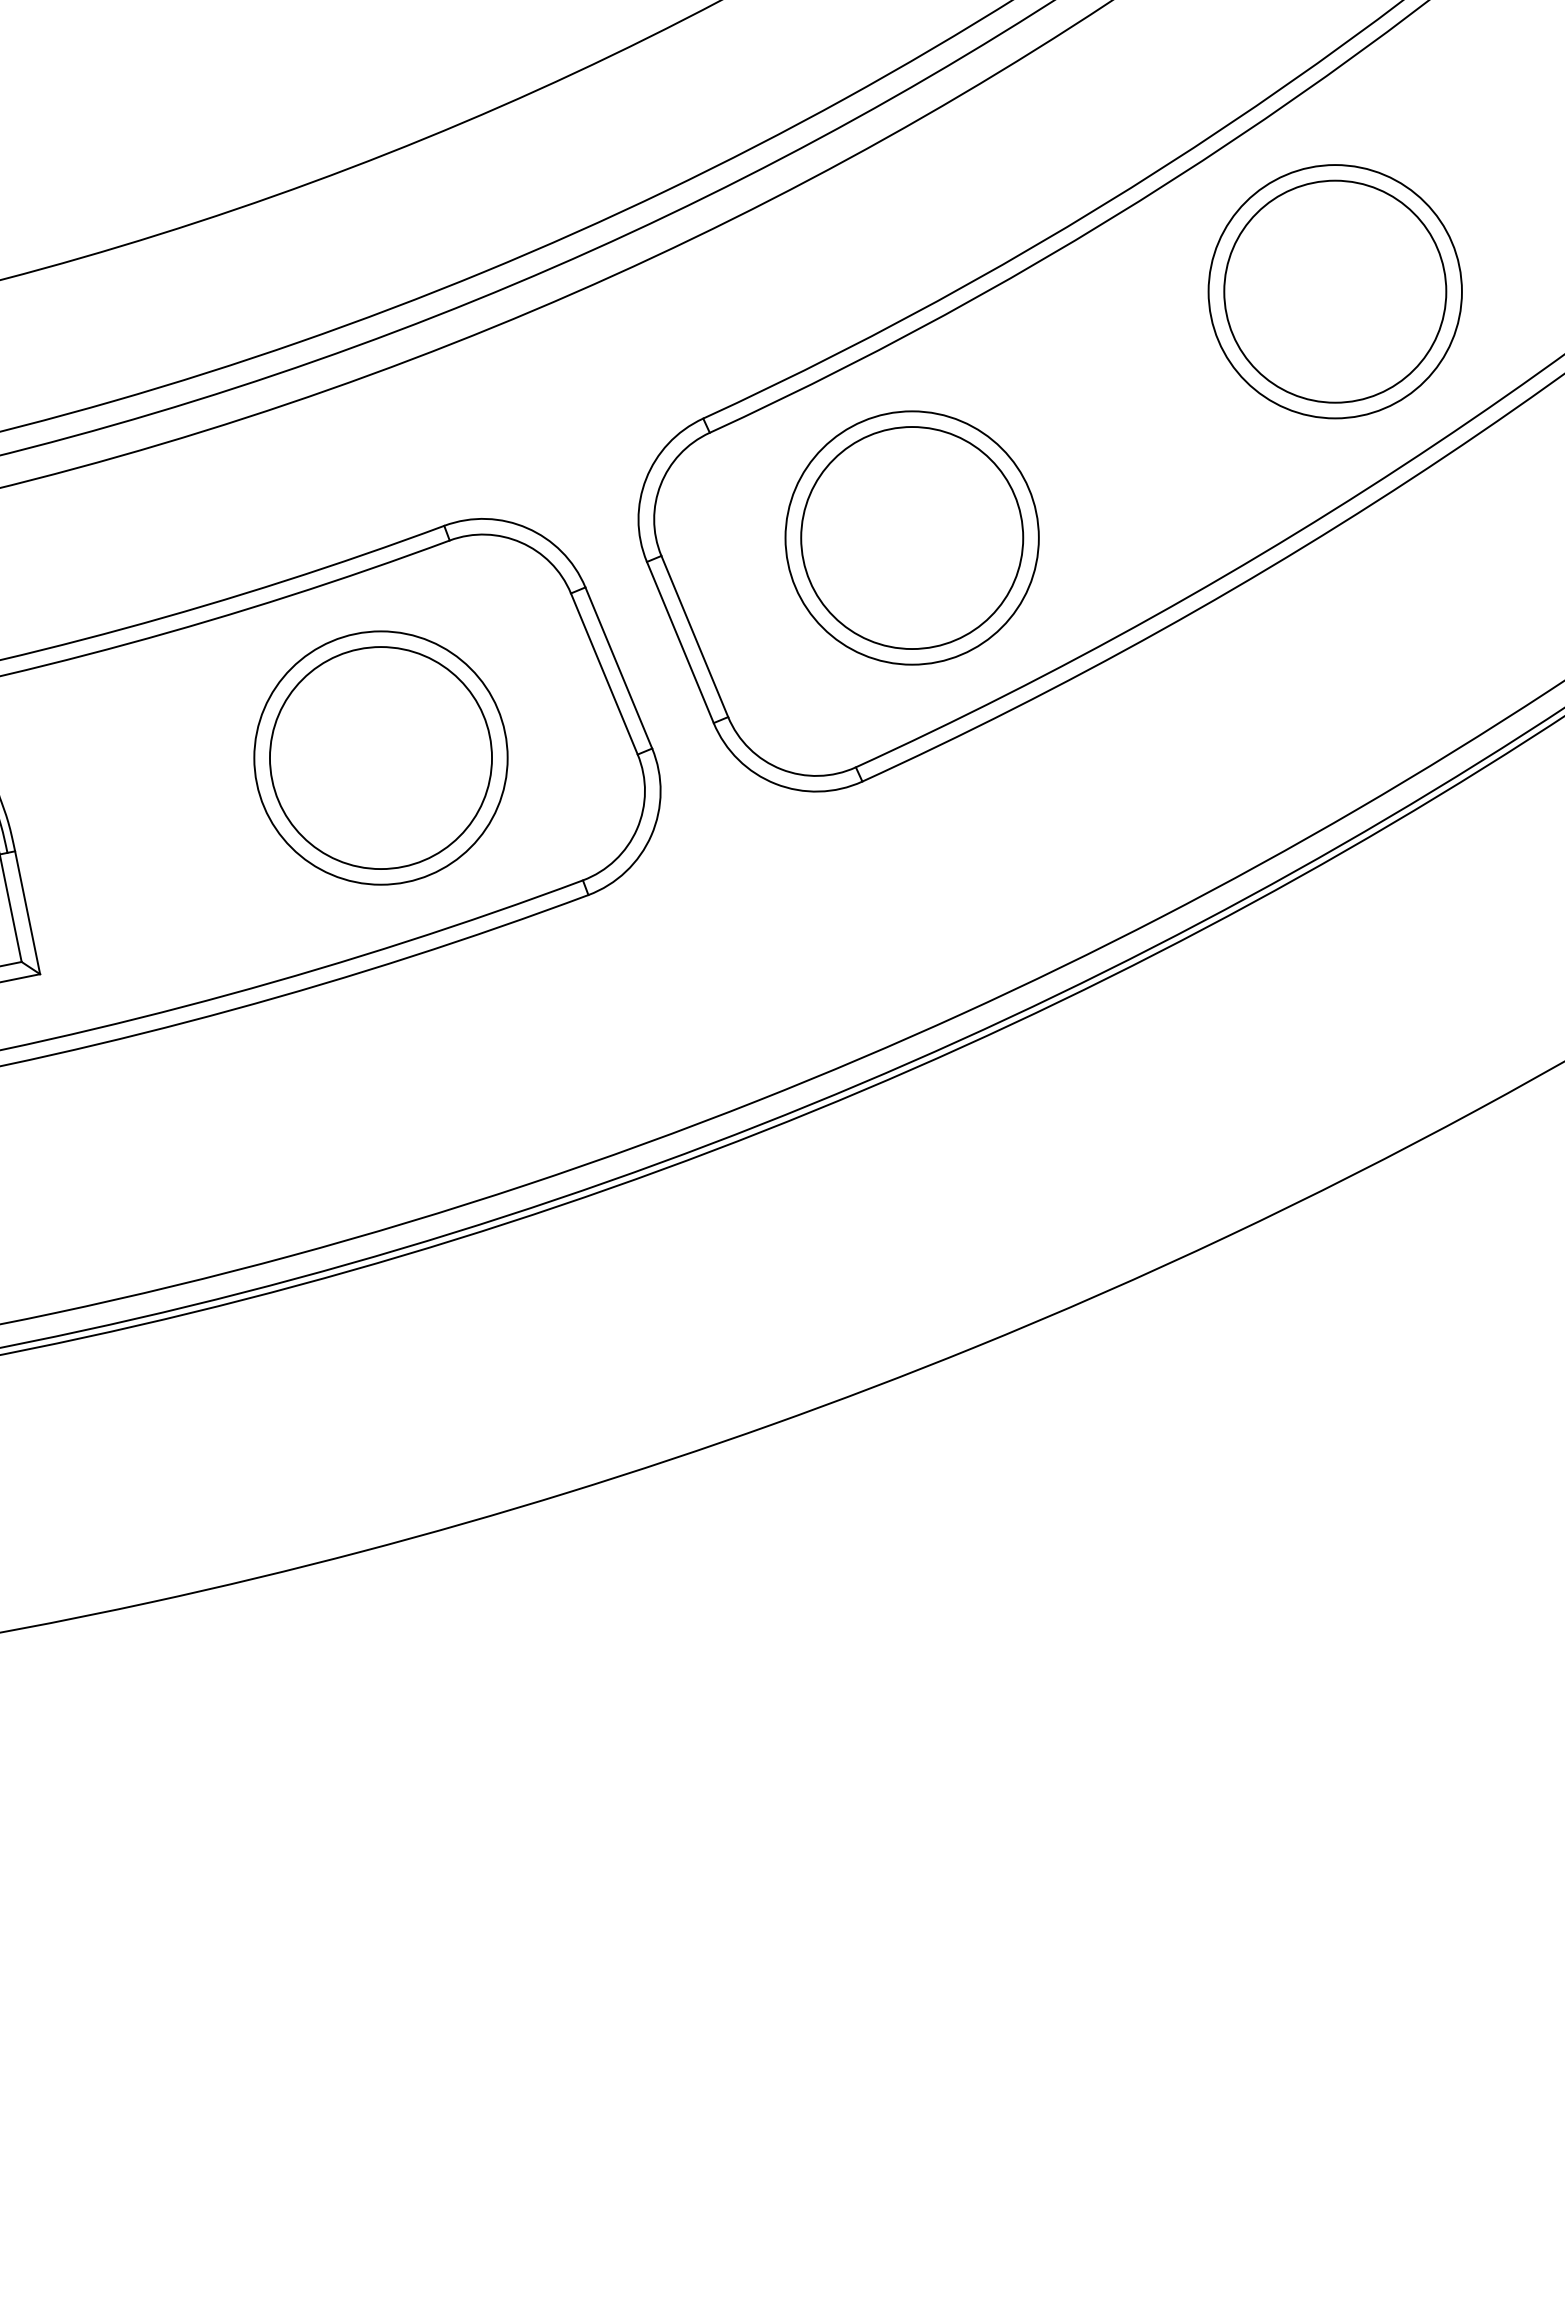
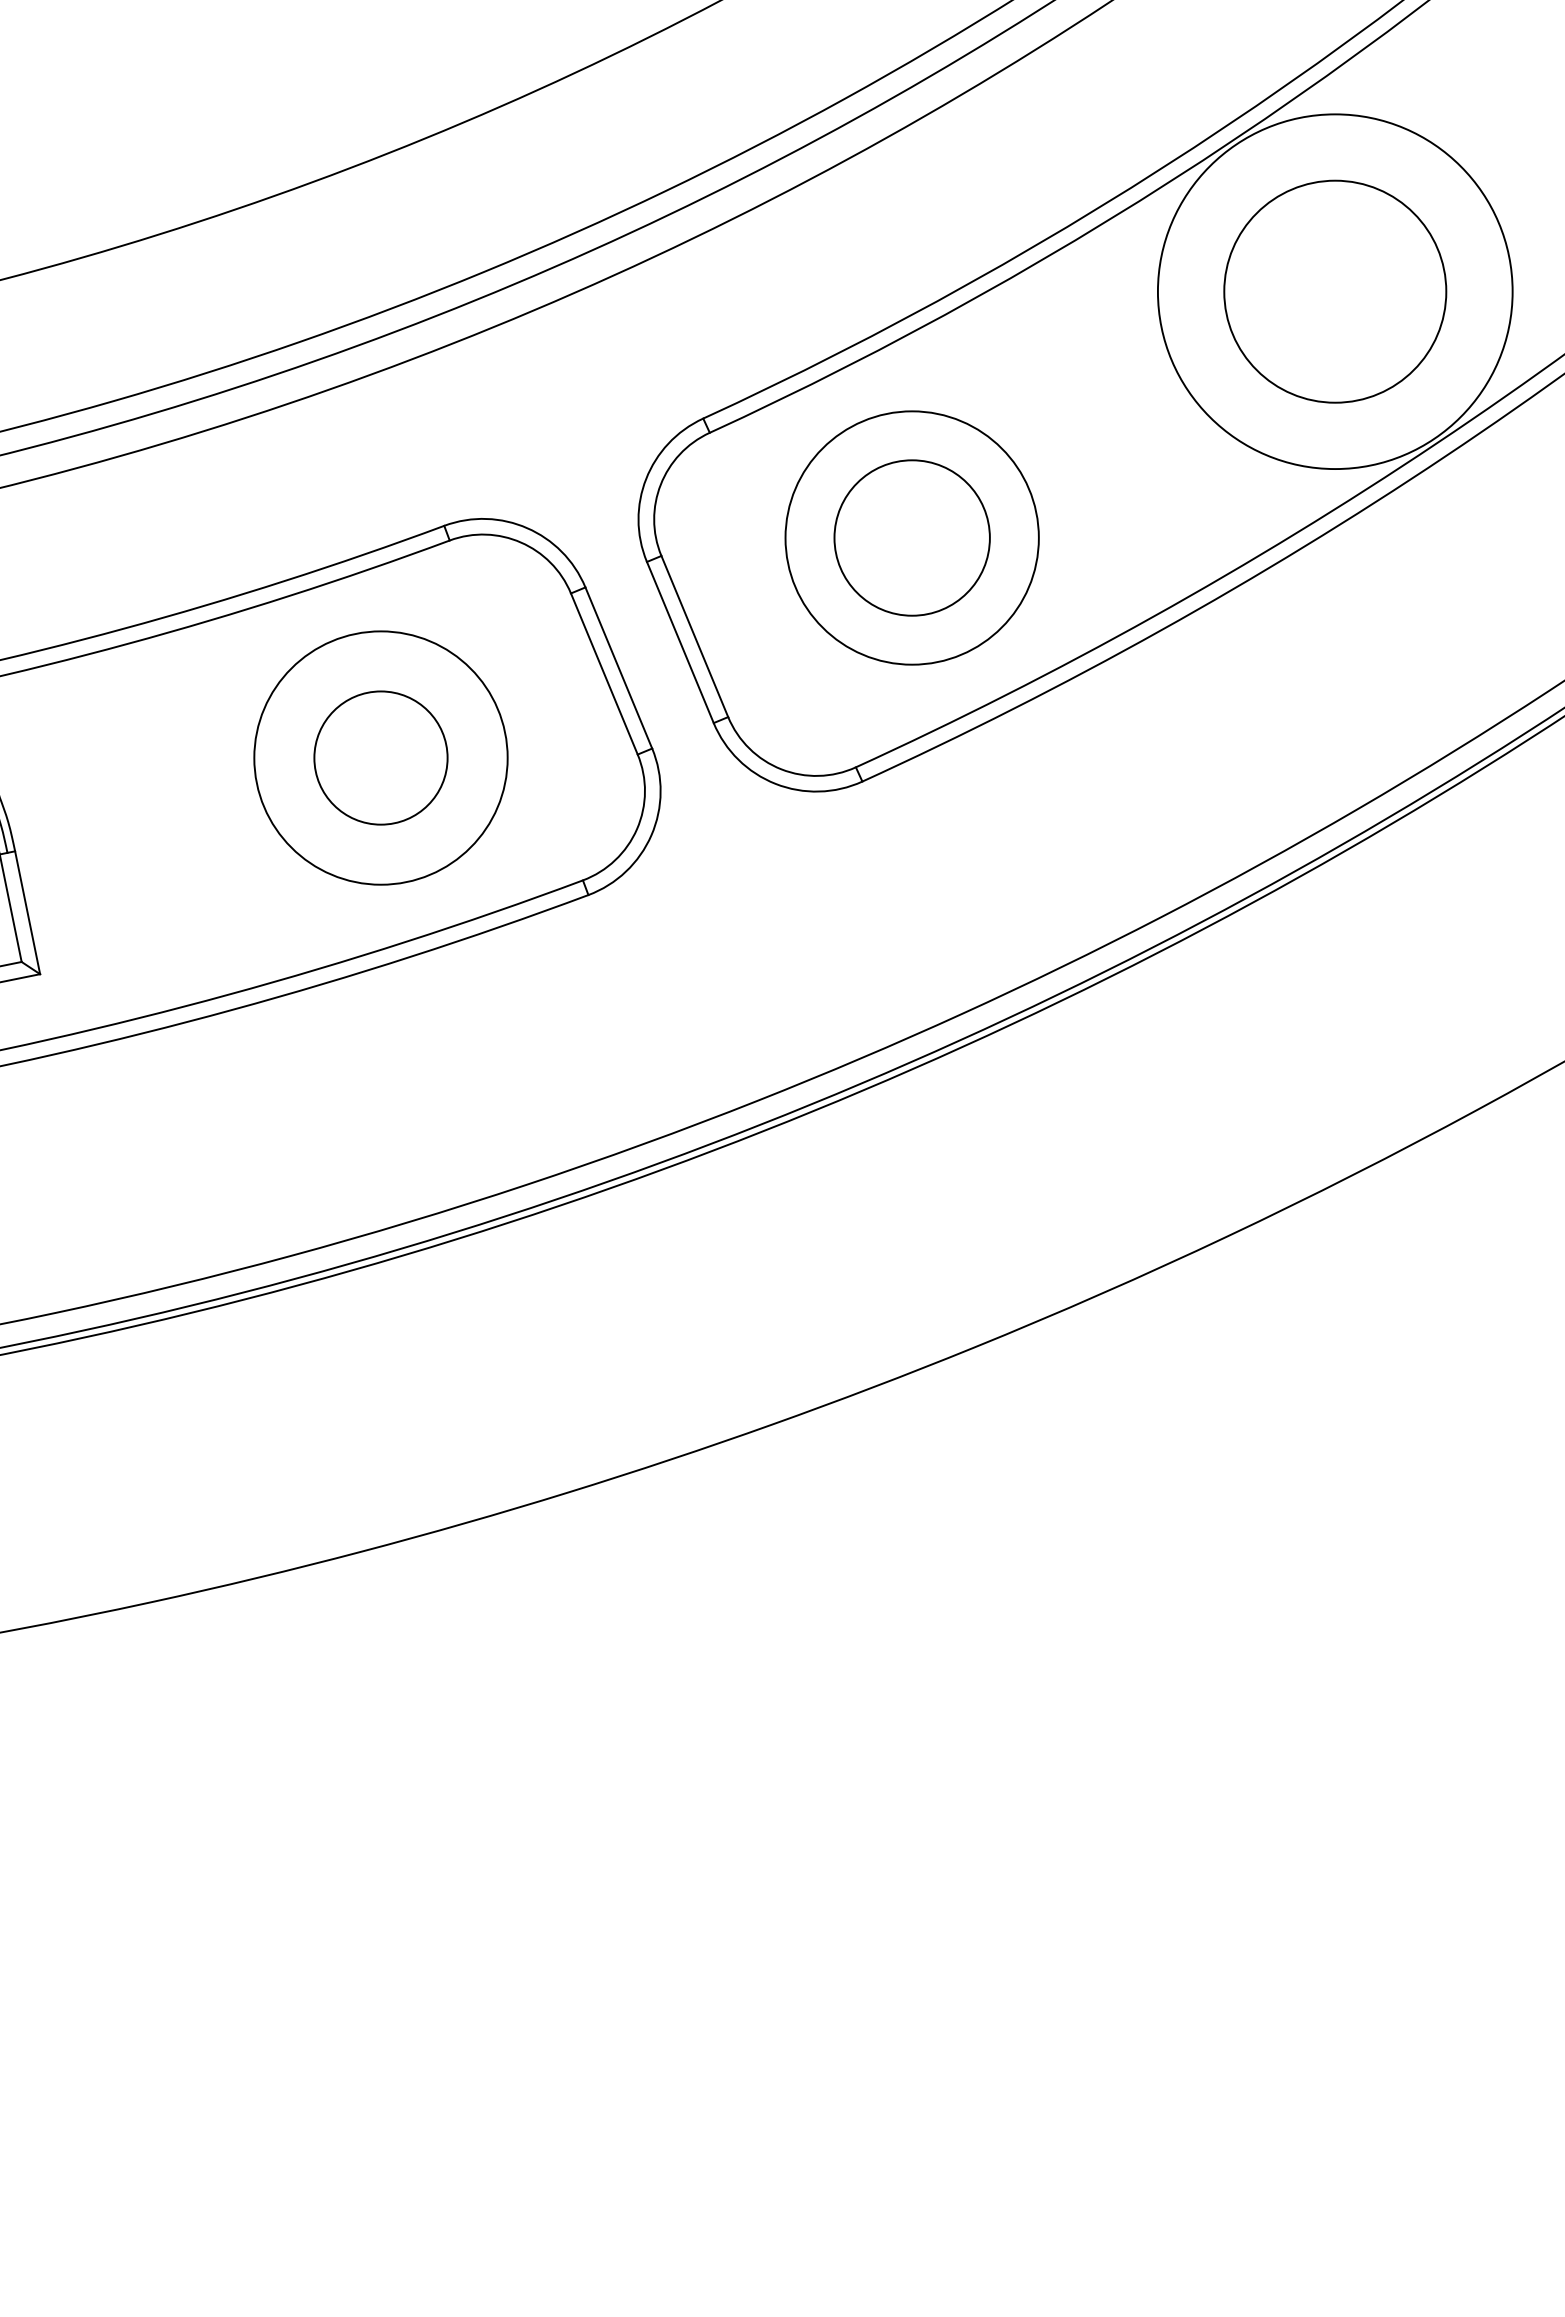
circle diameter: 253 px -> 355 px (1334, 291)
circle diameter: 222 px -> 155 px (911, 537)
circle diameter: 222 px -> 133 px (380, 757)
